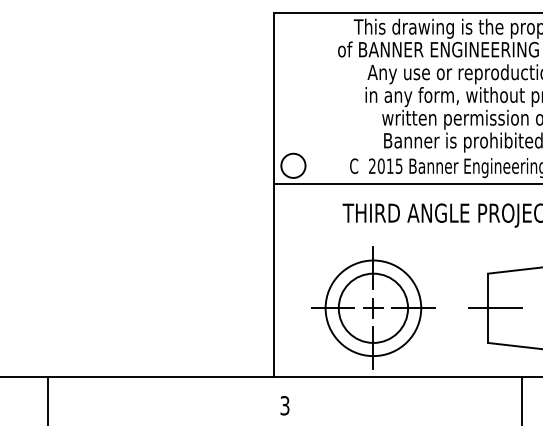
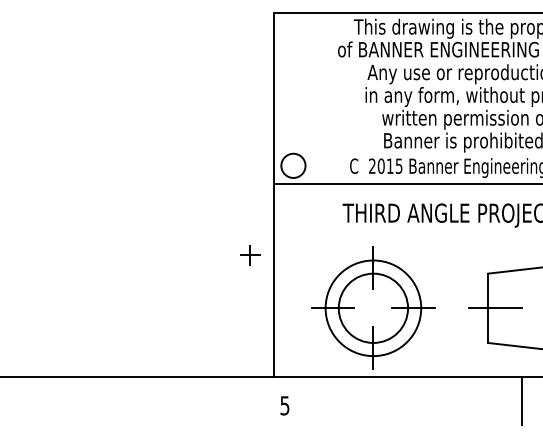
part position: (373, 308) -> (250, 255) (250, 255)
line: present -> none (48, 400)
text: 3 -> 5 (285, 405)
